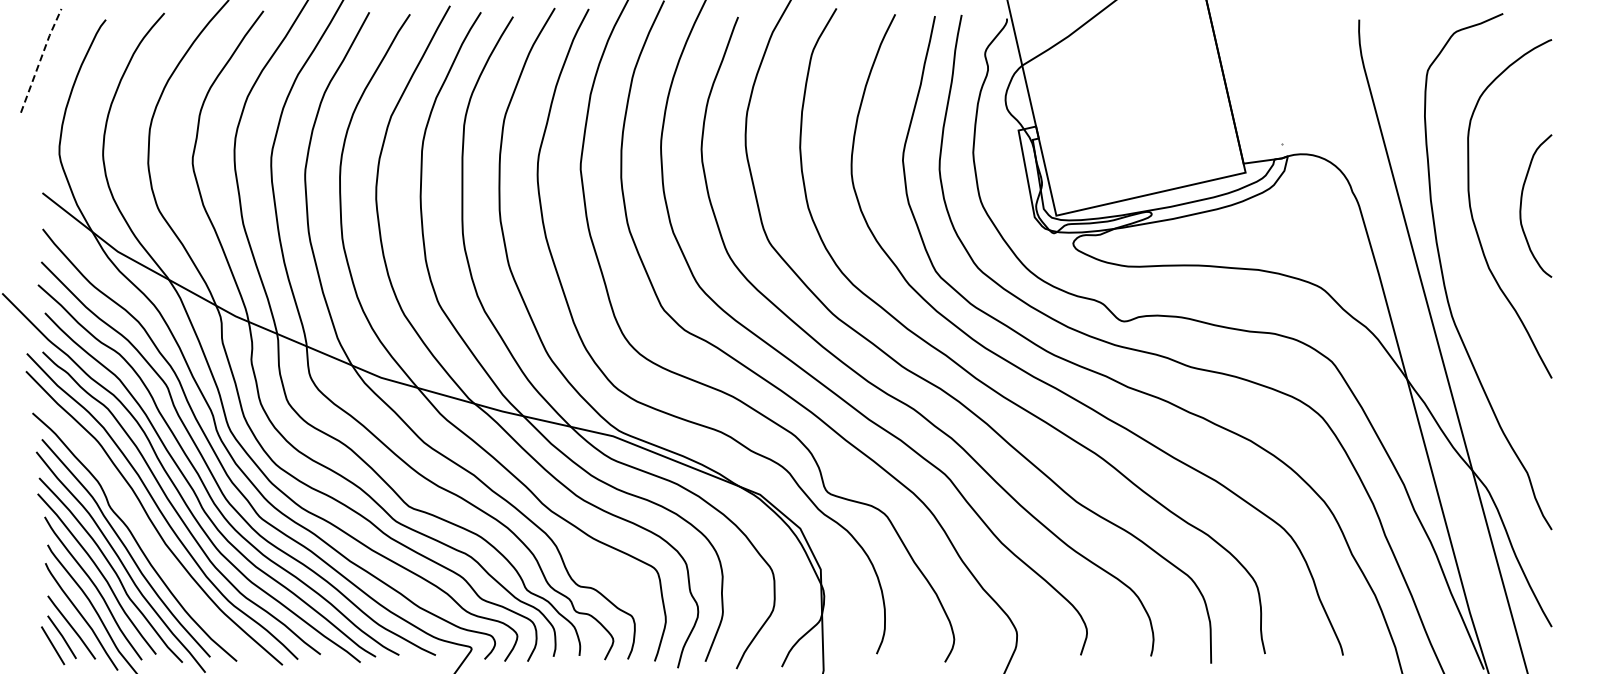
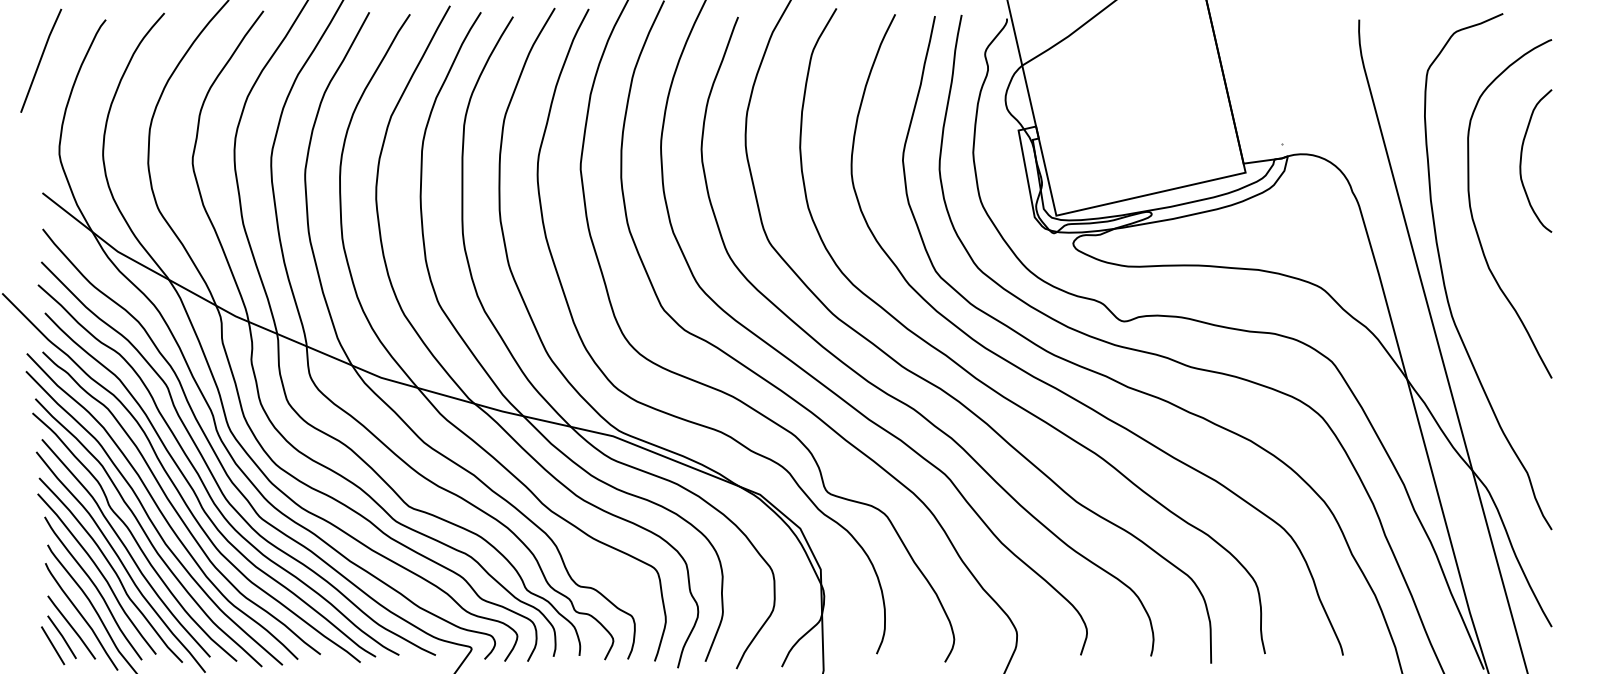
line: dashed -> solid (40, 59)
curve position: (1522, 200) -> (1522, 155) (1522, 155)
curve: none -> present (146, 533)
